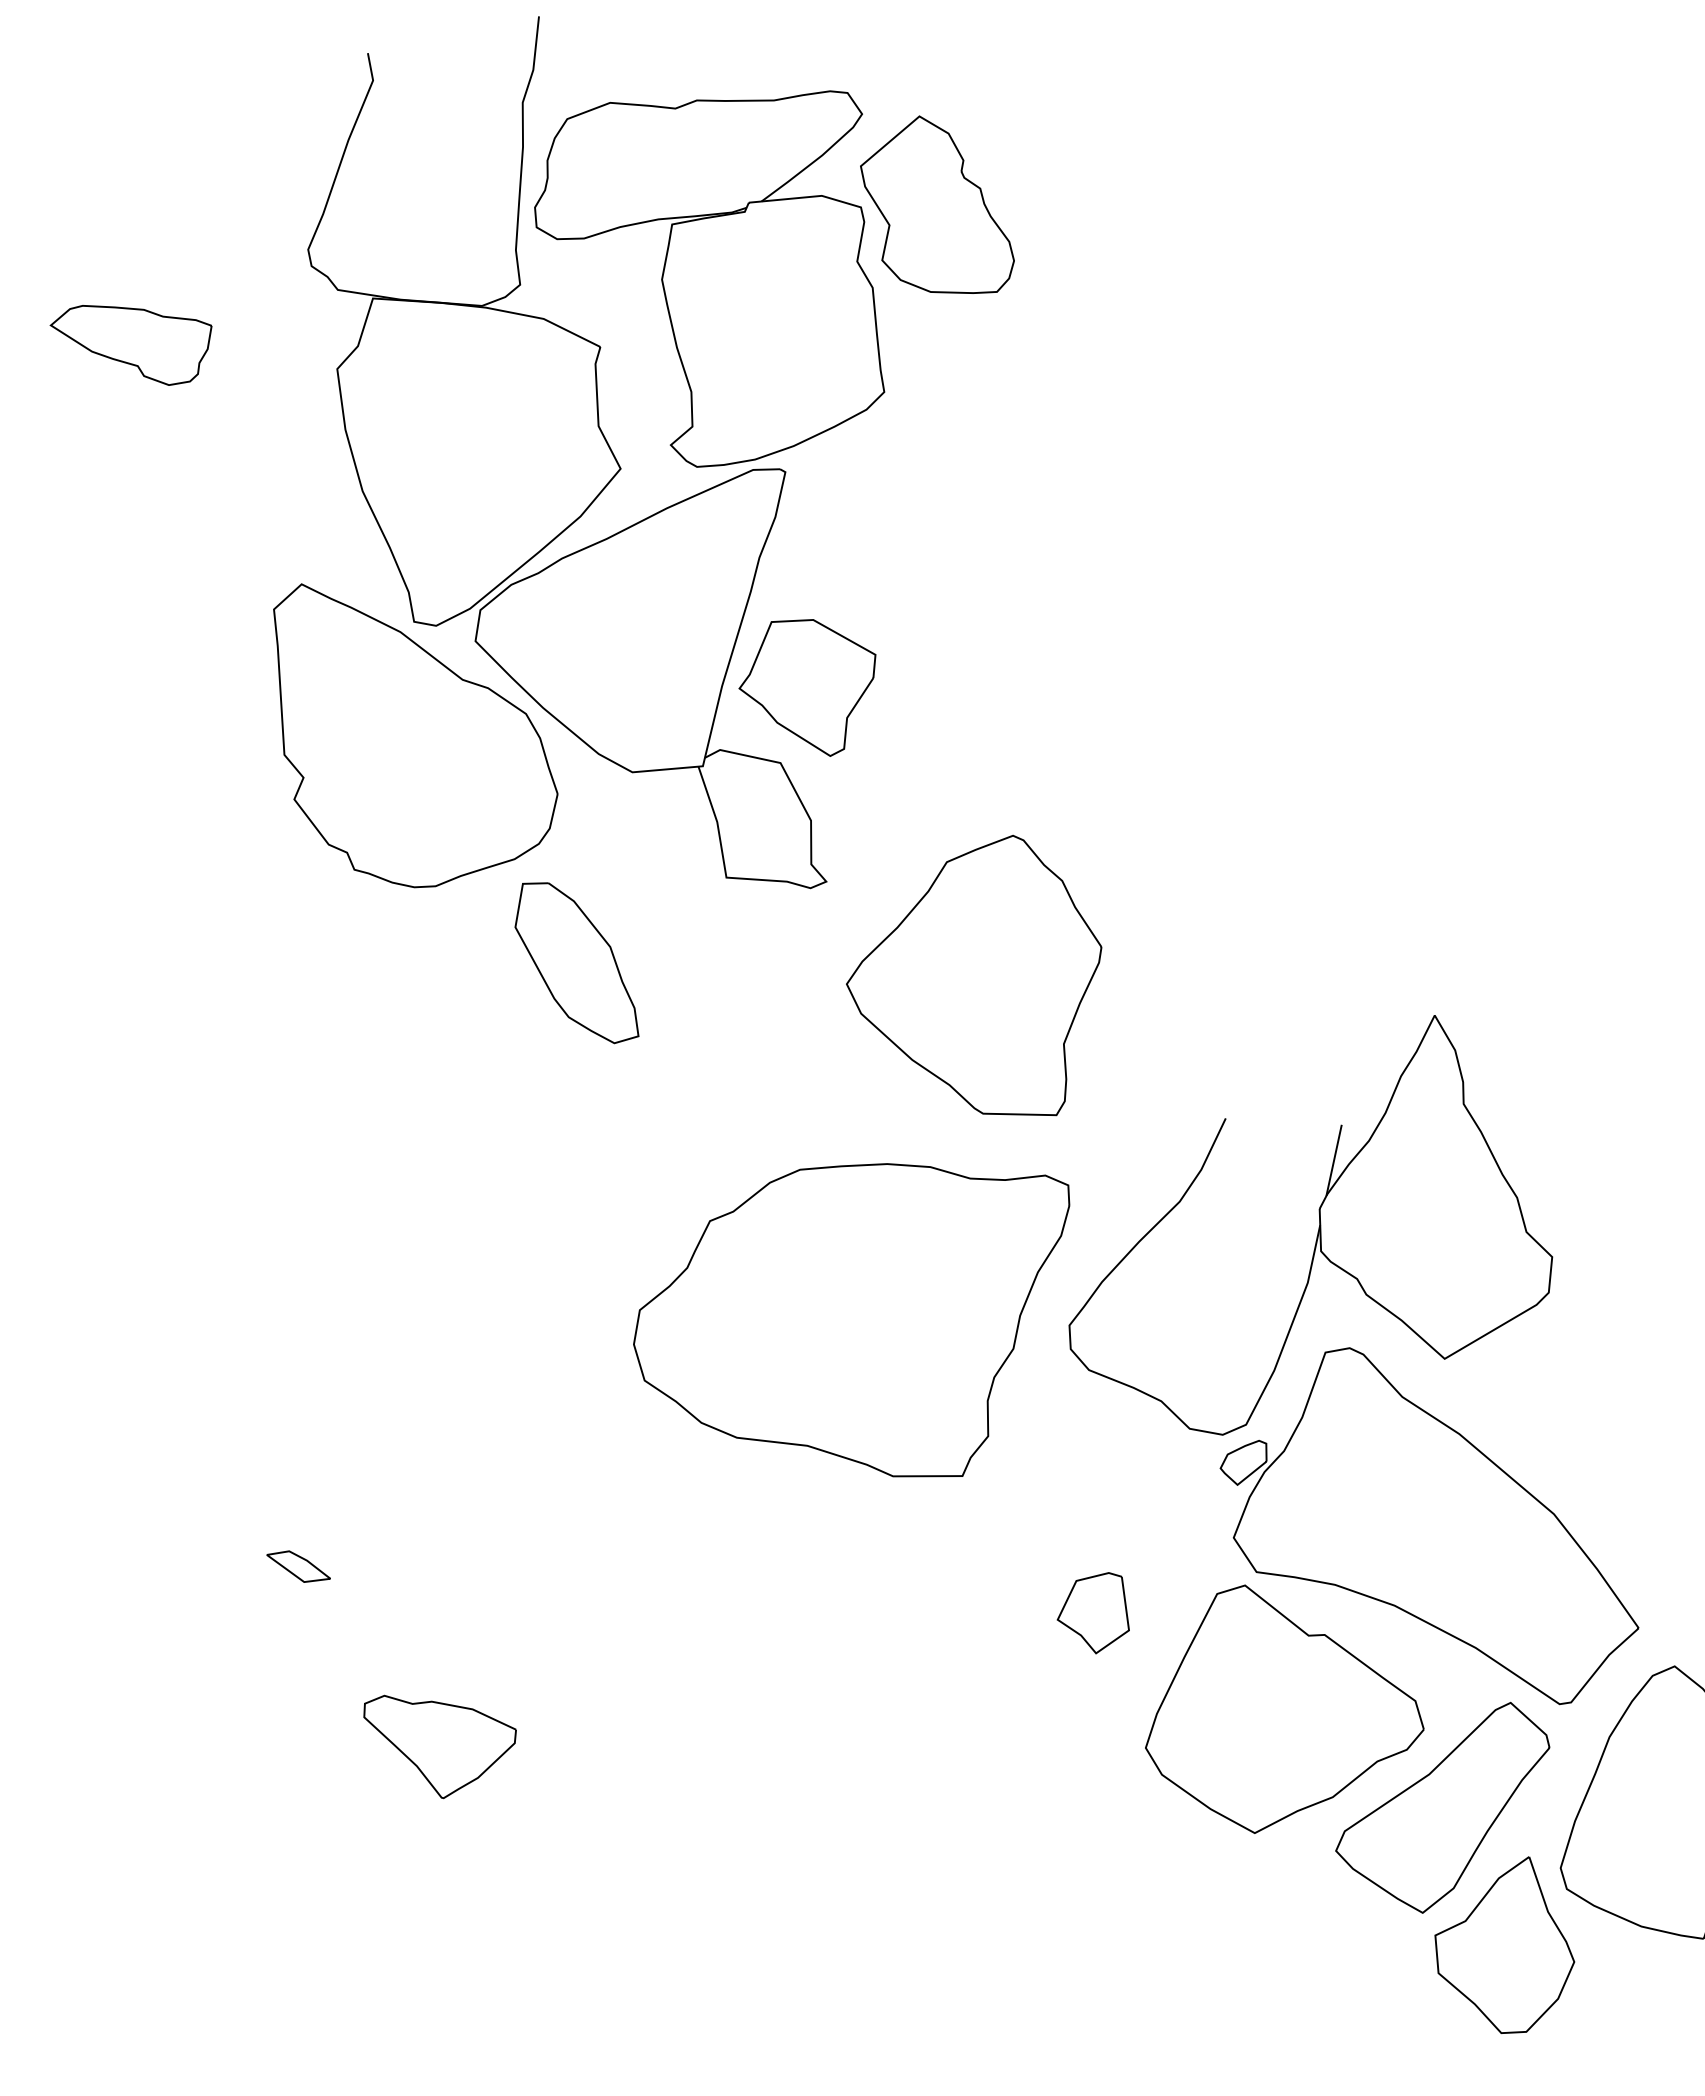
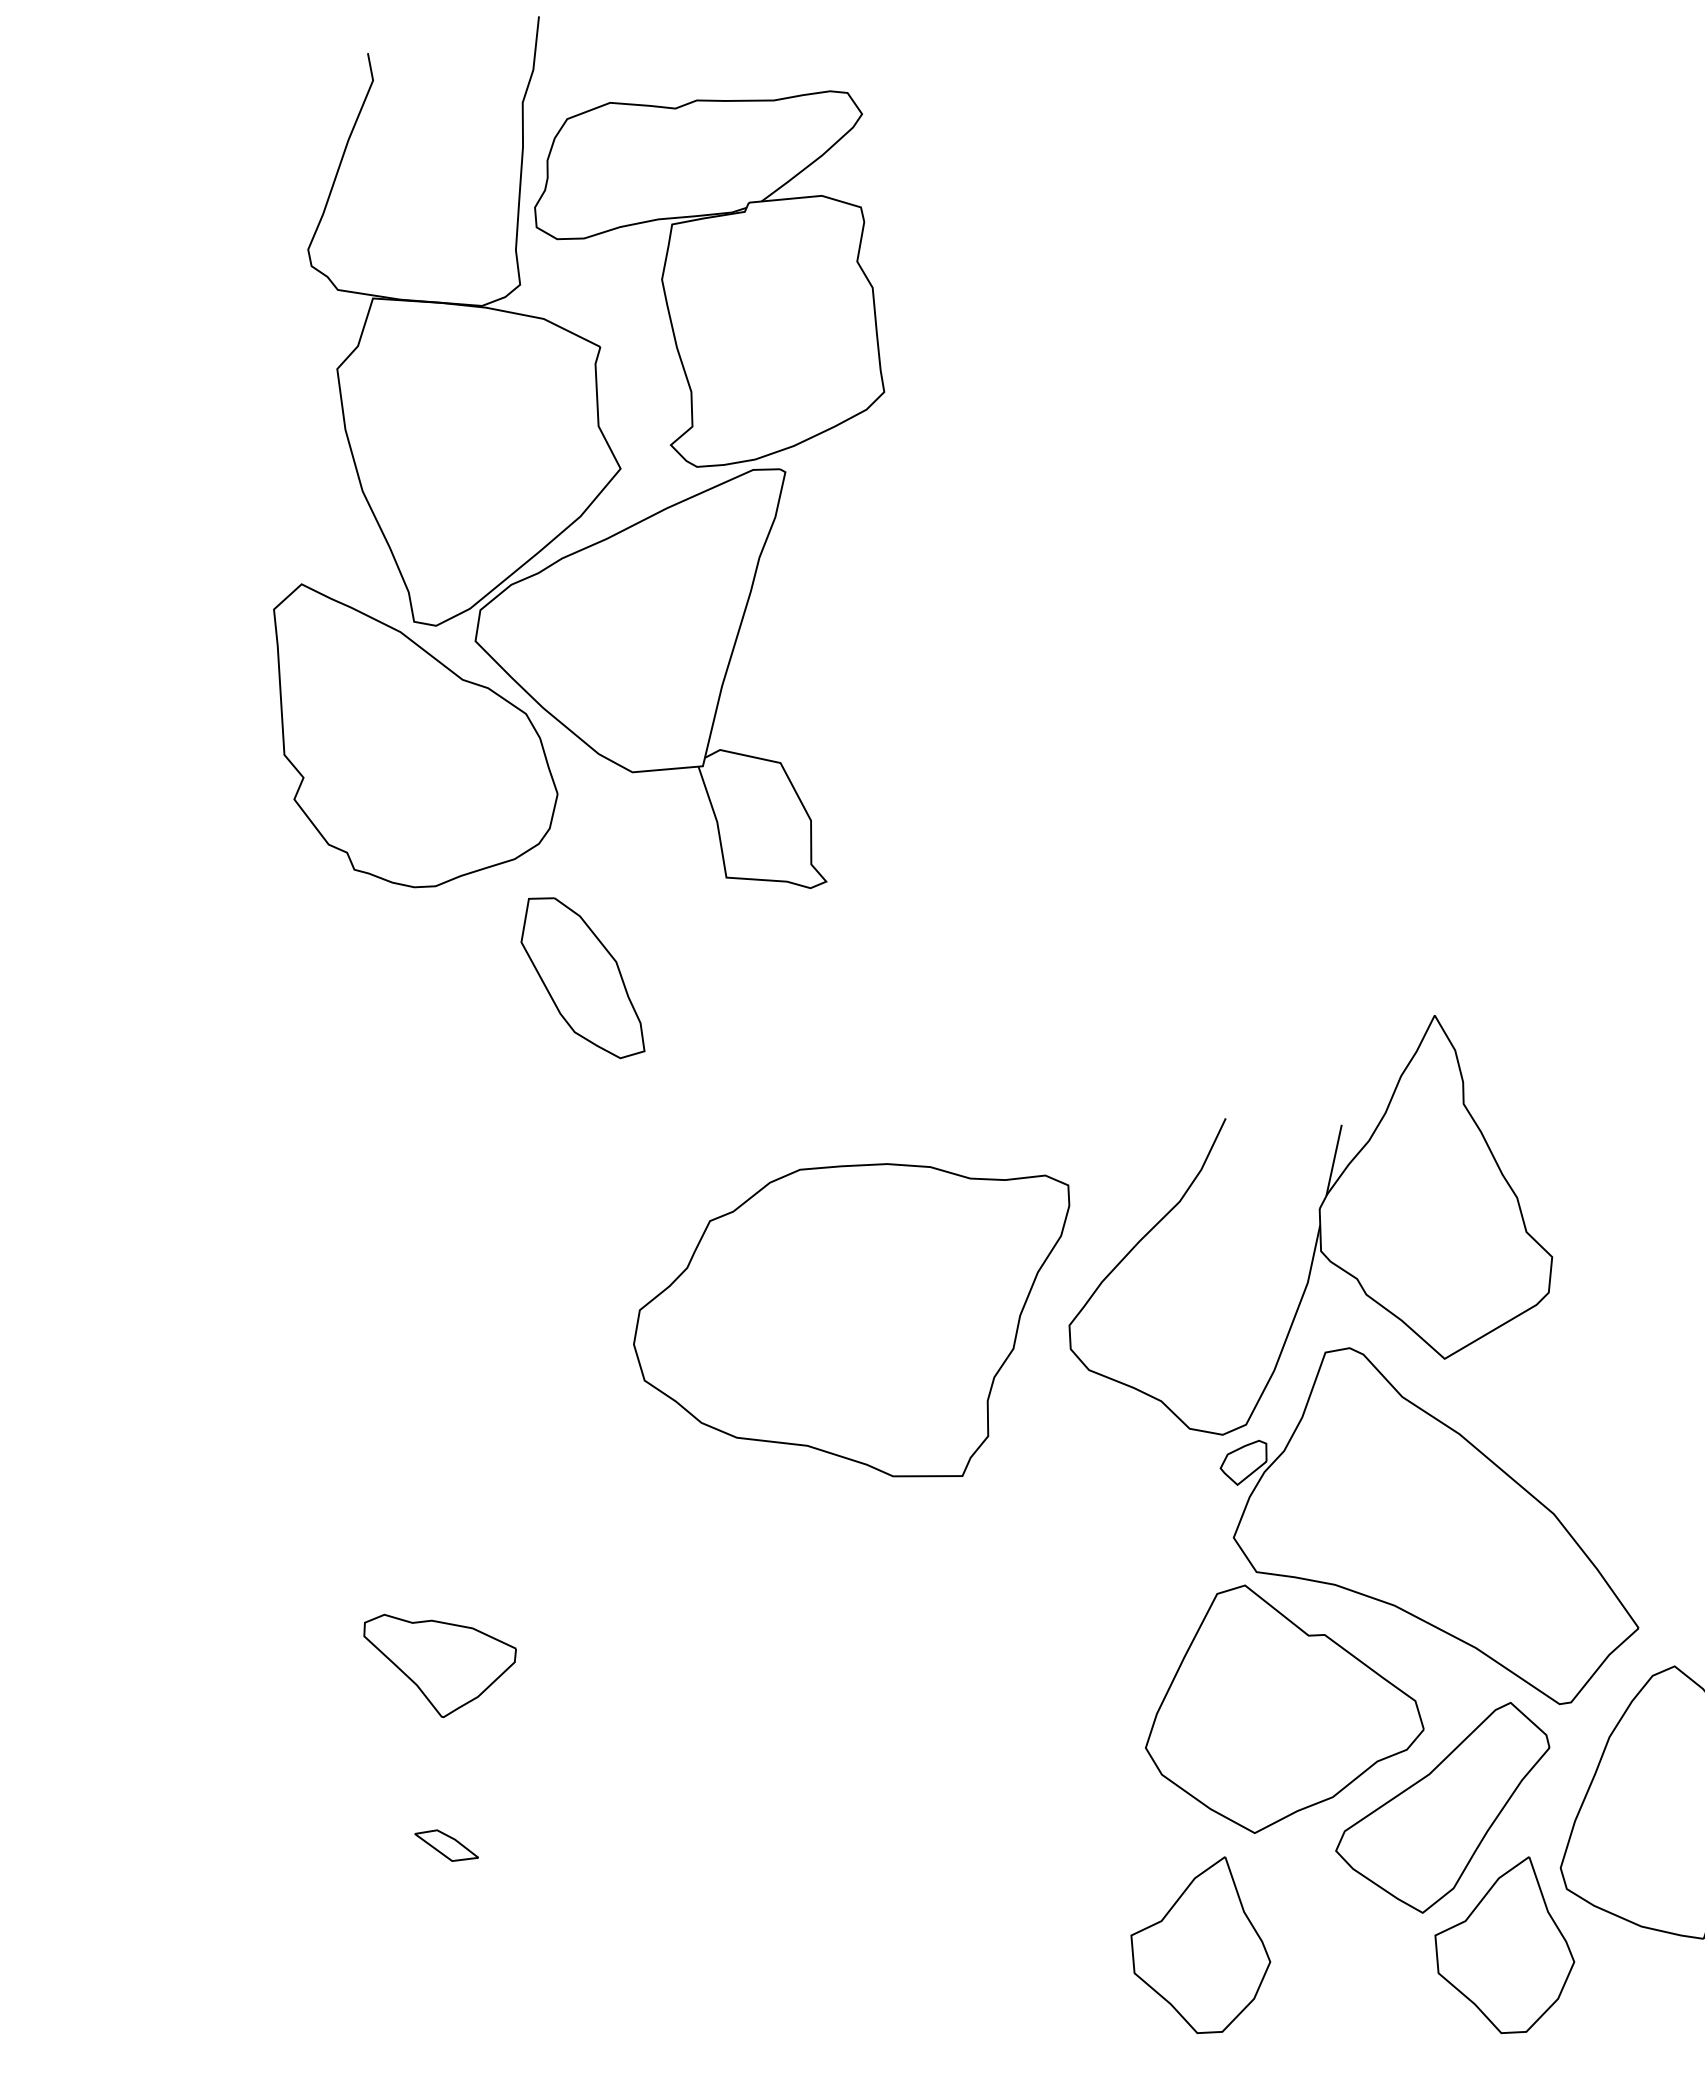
part: present -> none (937, 204)
part: present -> none (130, 345)
part: present -> none (807, 687)
part position: (576, 963) -> (582, 978) (582, 978)
part: present -> none (974, 975)
part position: (298, 1566) -> (446, 1845) (446, 1845)
part: present -> none (1092, 1613)
part position: (439, 1746) -> (439, 1665) (439, 1665)
part: none -> present (1200, 1944)
